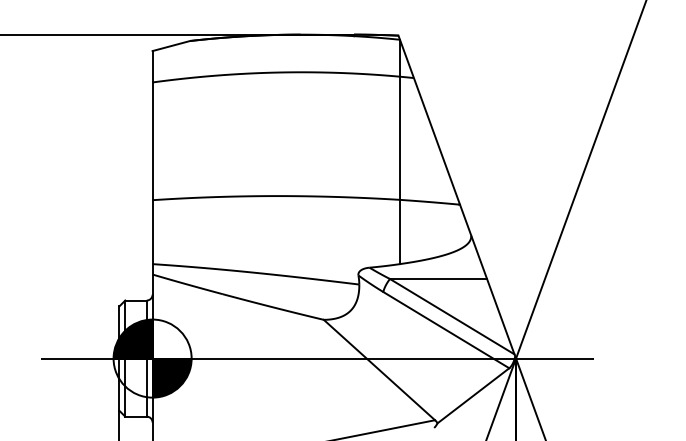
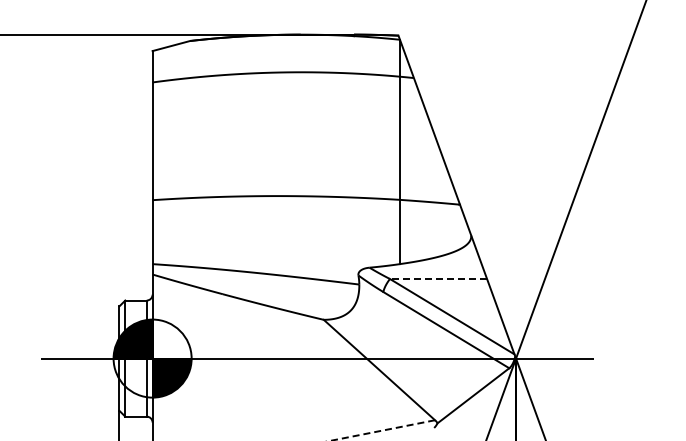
line: solid -> dashed (438, 279)
line: solid -> dashed (382, 430)
